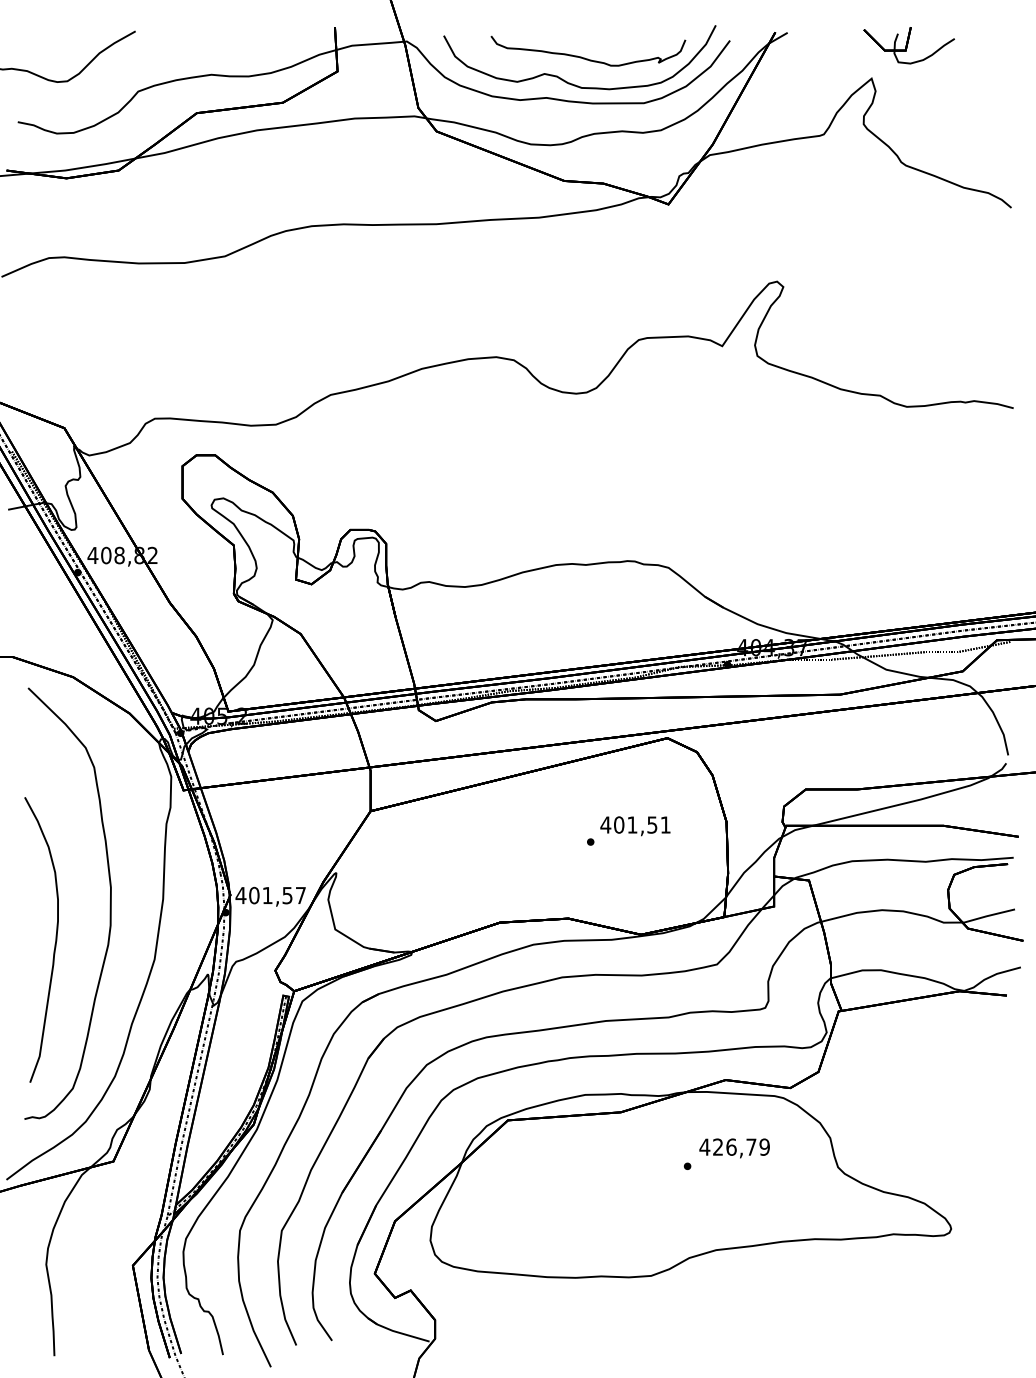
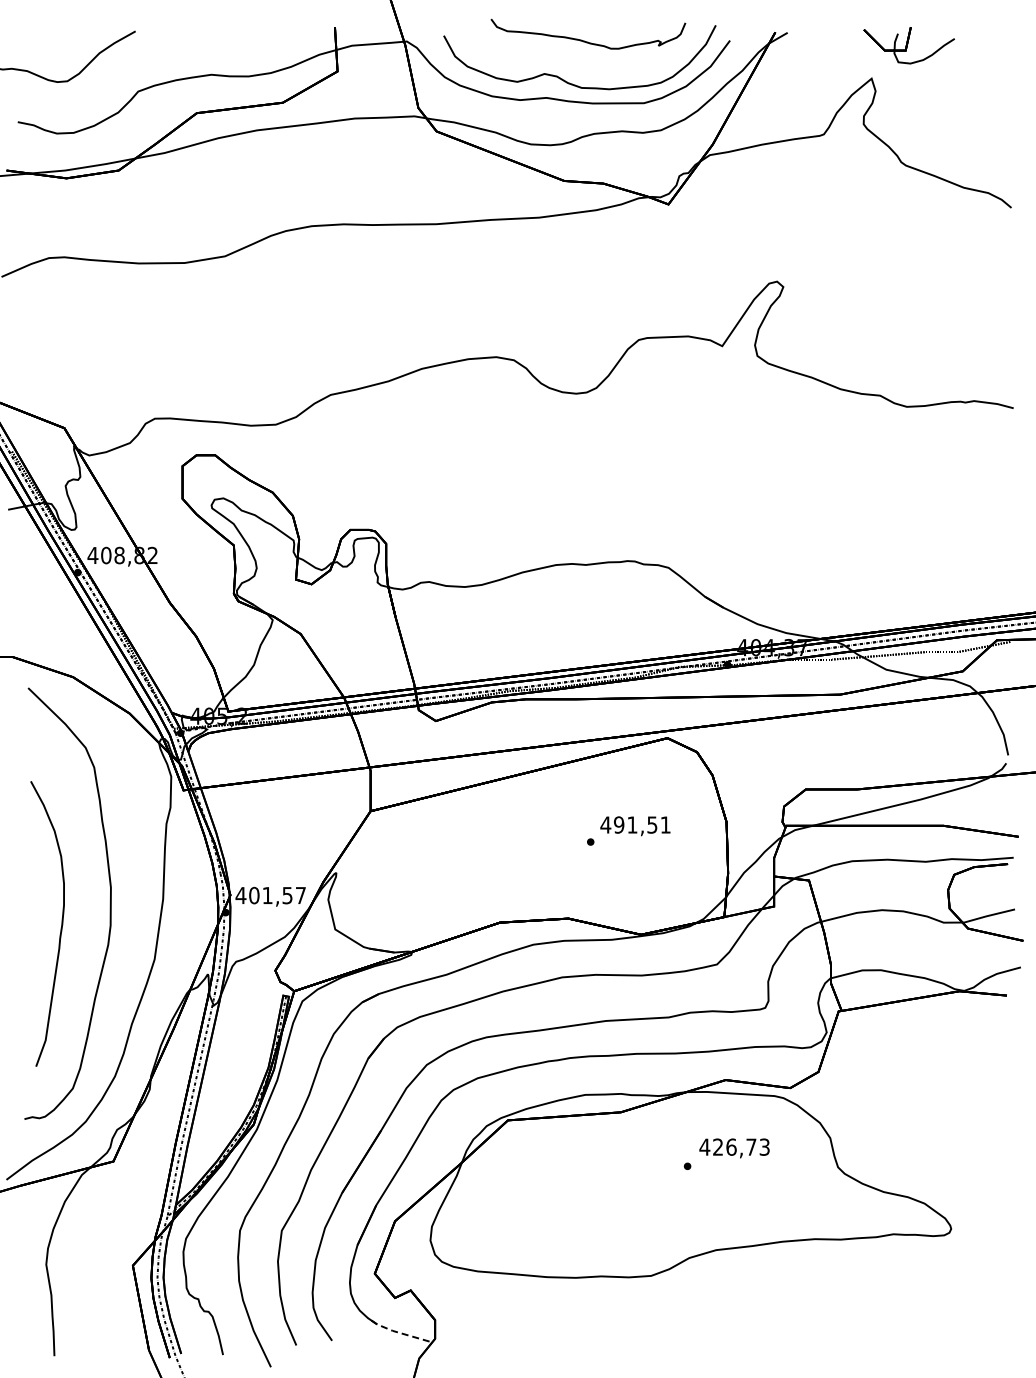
curve position: (588, 58) -> (588, 41) (588, 41)
text: 401,51 -> 491,51 (619, 824)
curve position: (54, 944) -> (60, 928) (60, 928)
text: 426,79 -> 426,73 (764, 1146)
line: solid -> dashed (396, 1331)
